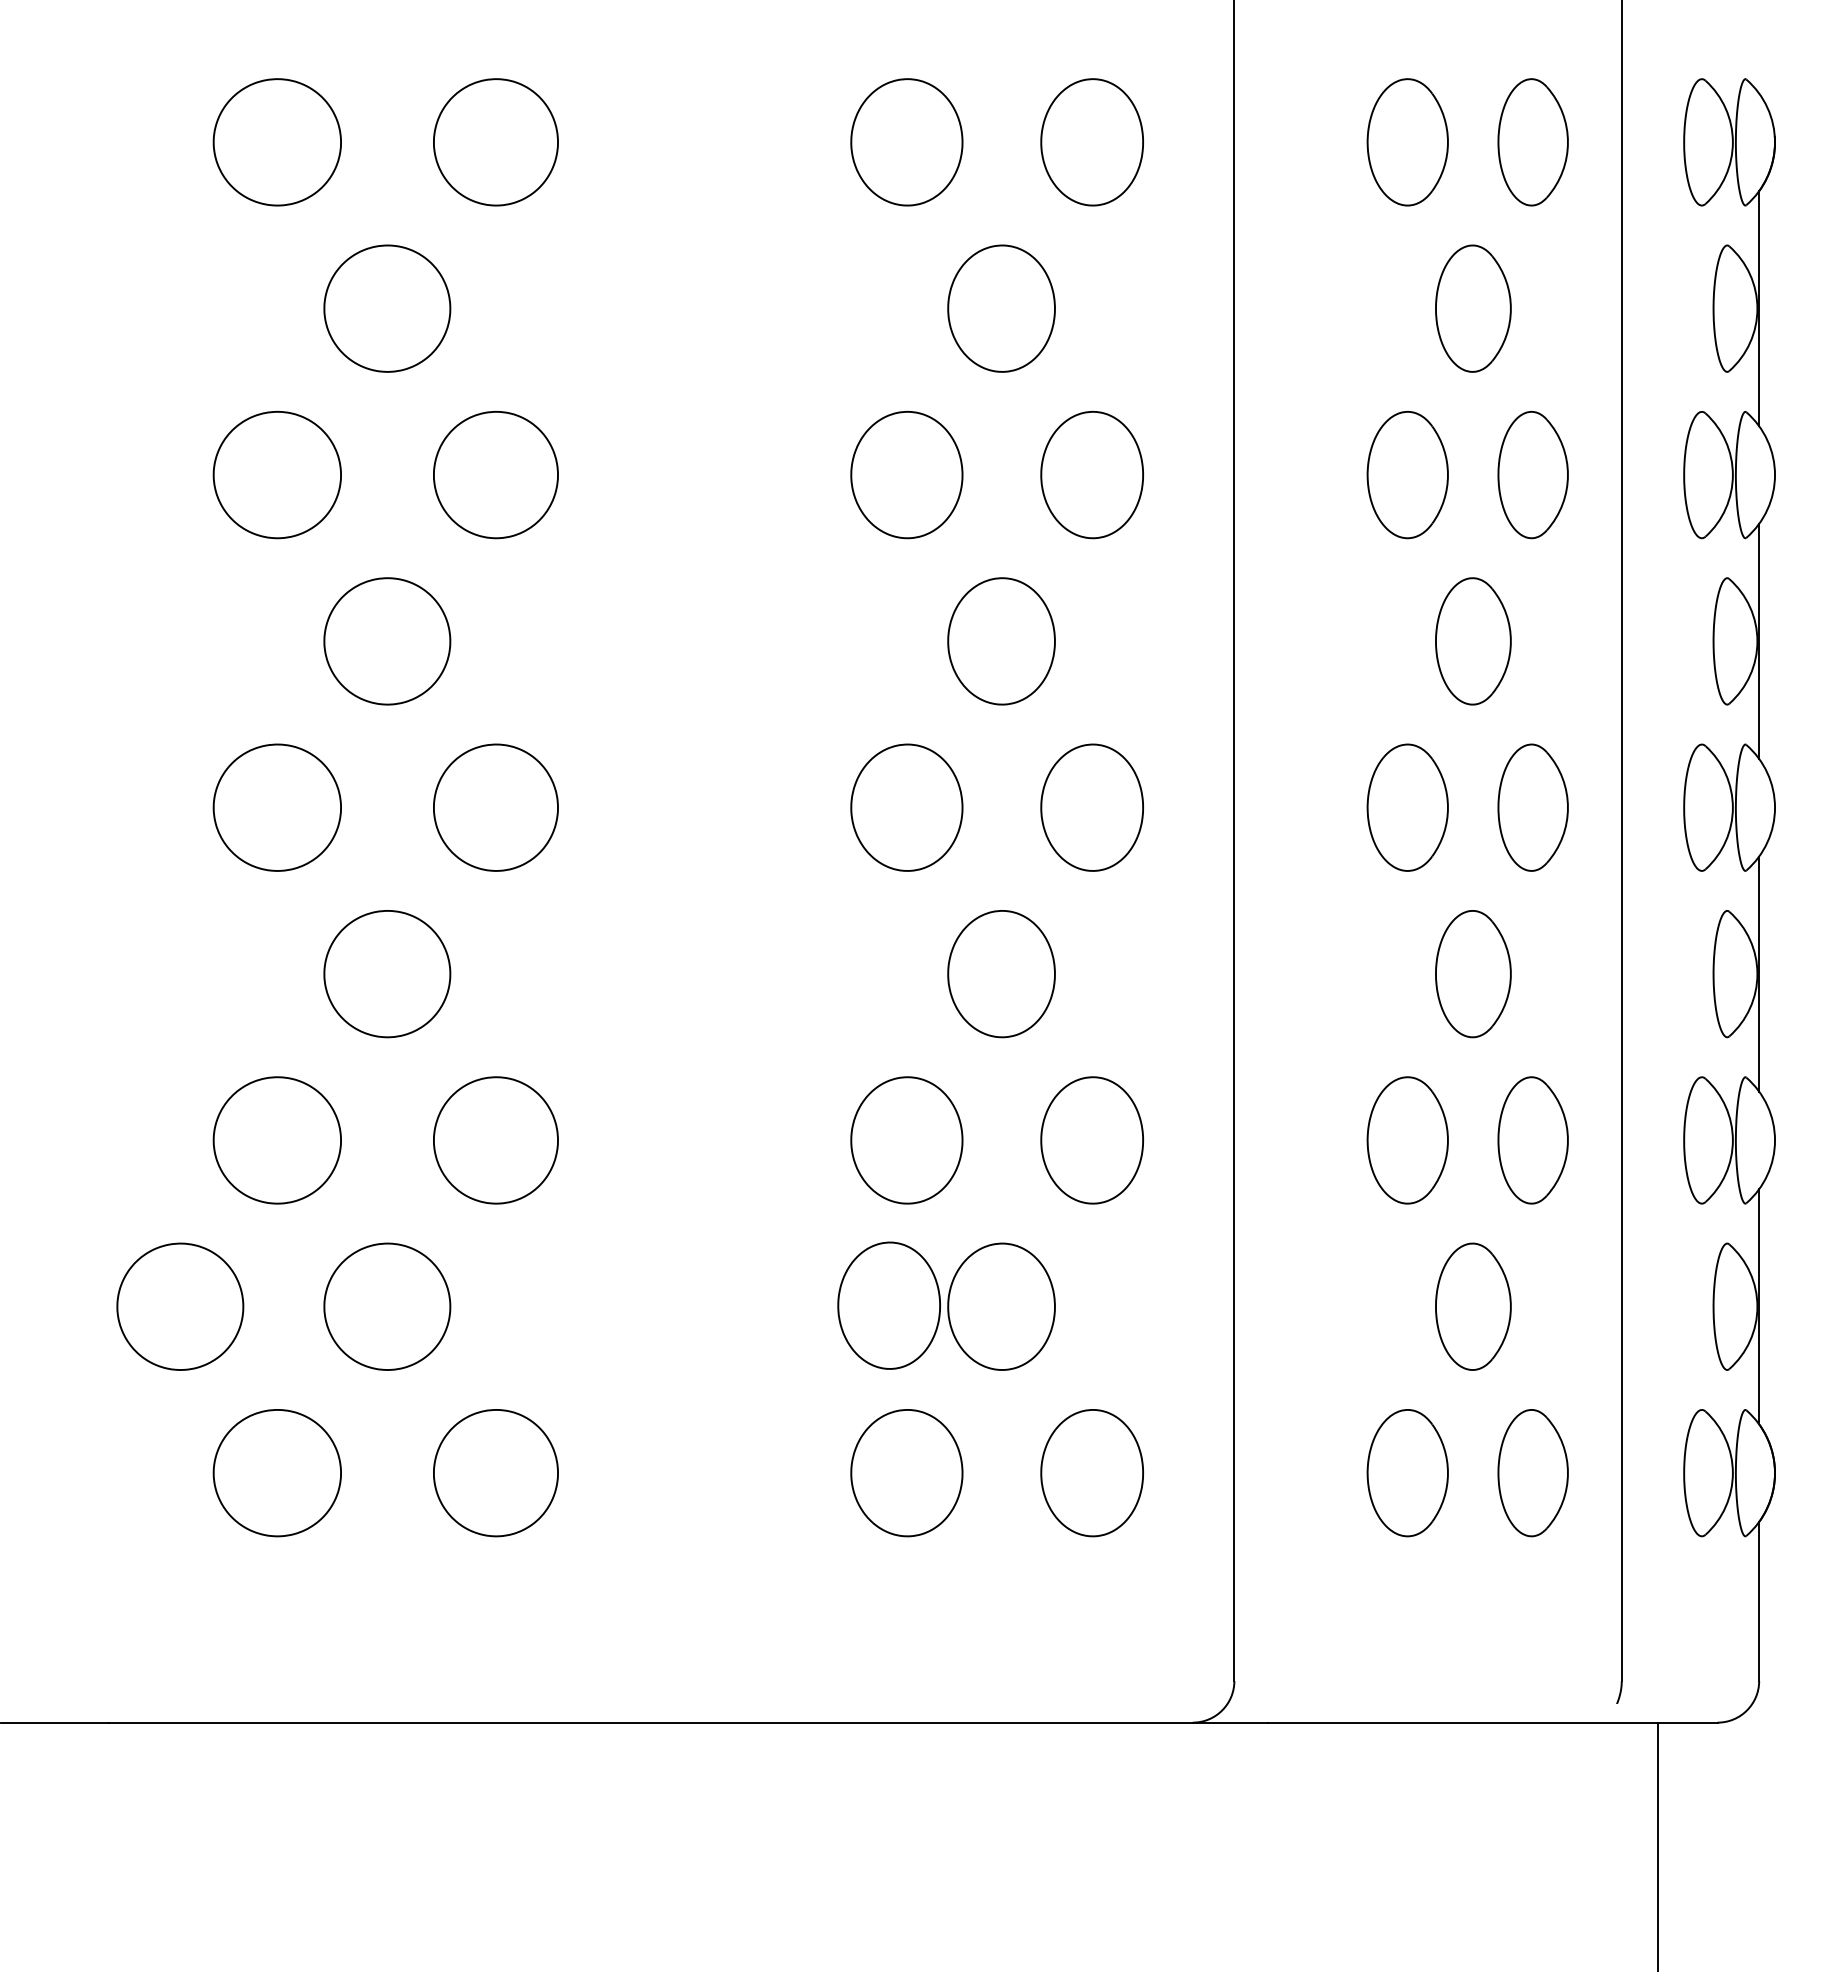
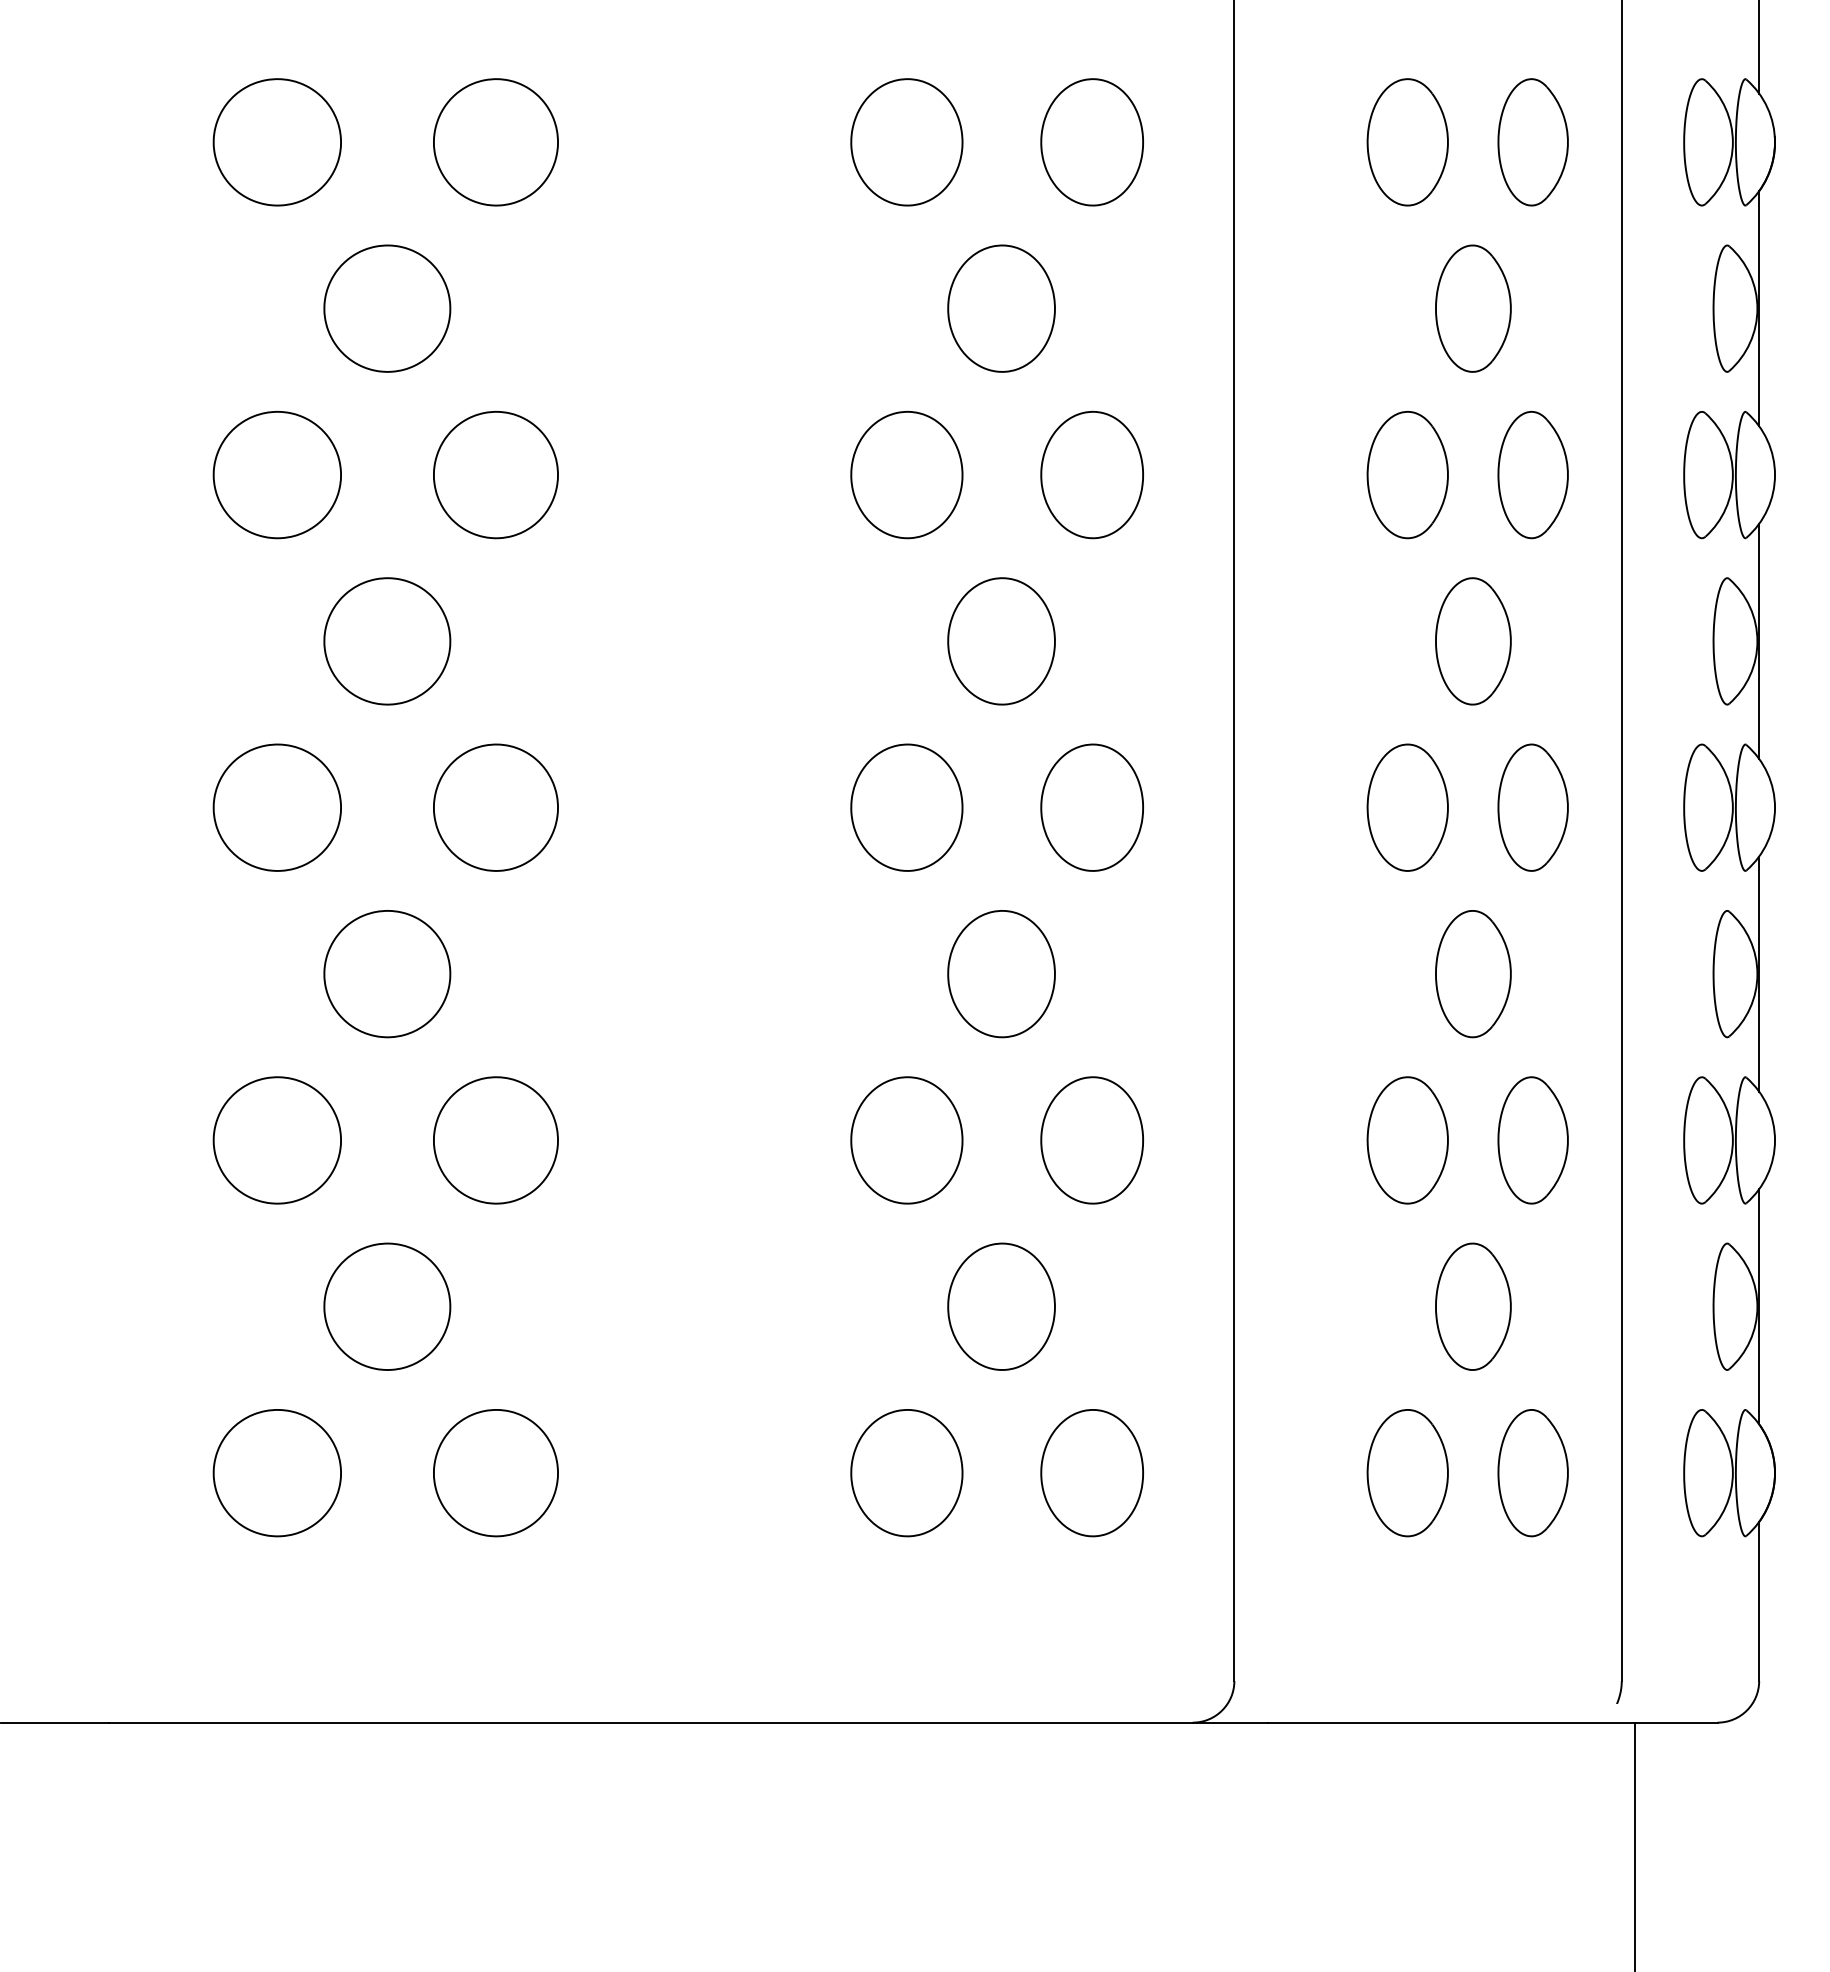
line: none -> present (1759, 47)
part: present -> none (888, 1305)
part: present -> none (180, 1306)
line position: (1658, 1845) -> (1635, 1845) (1635, 1845)
